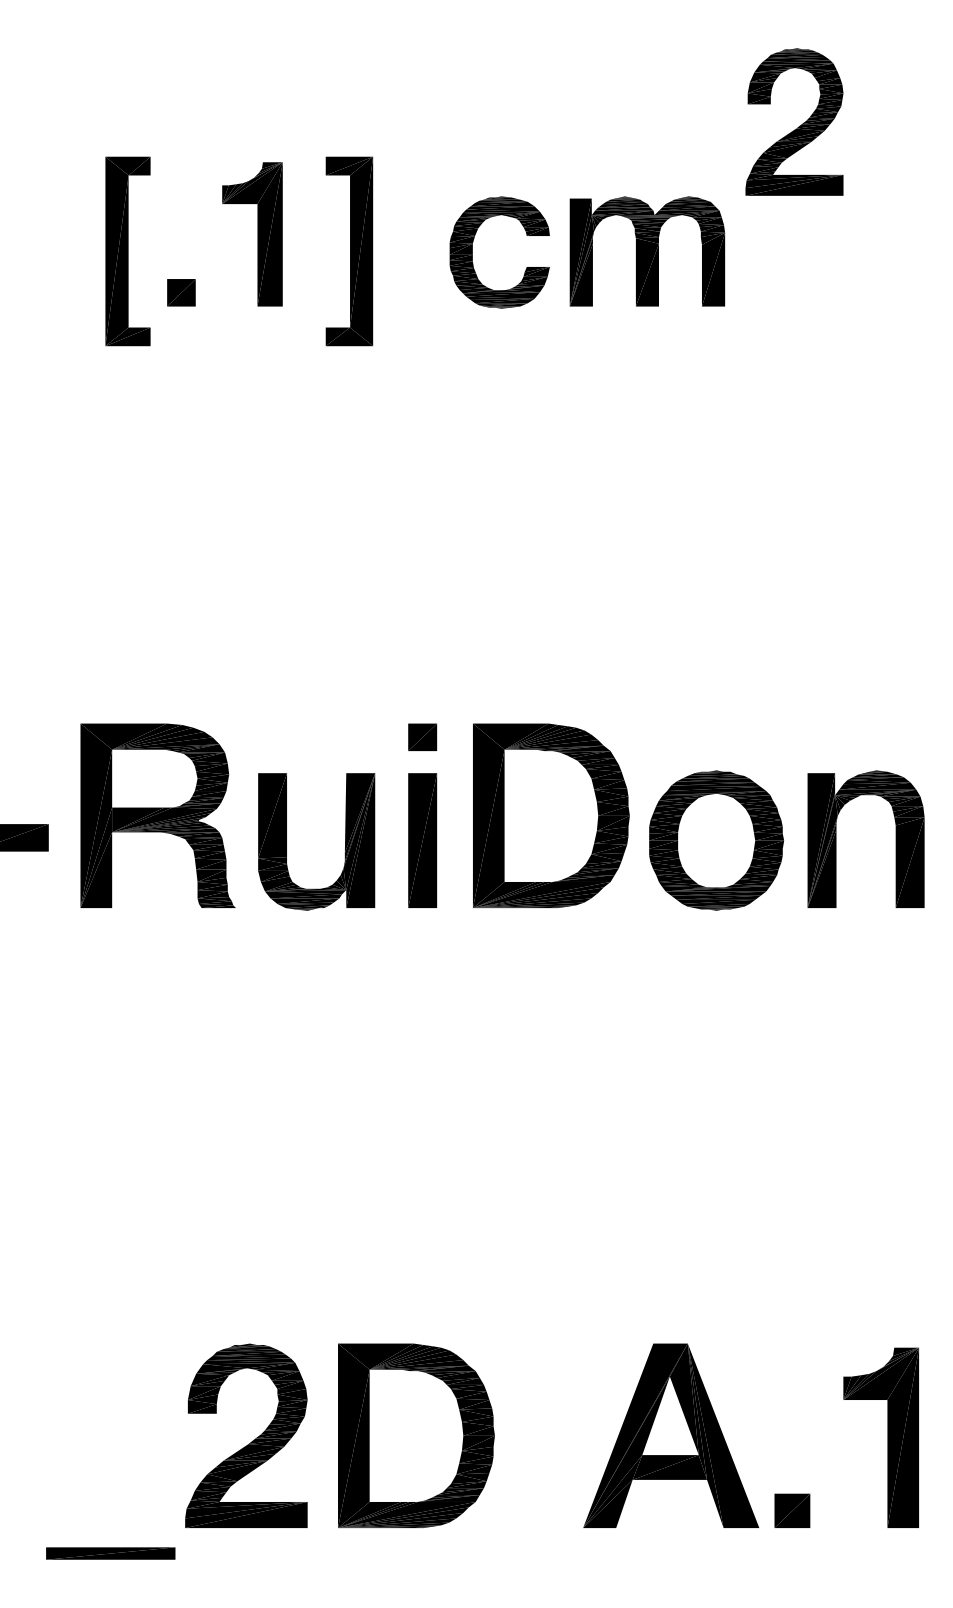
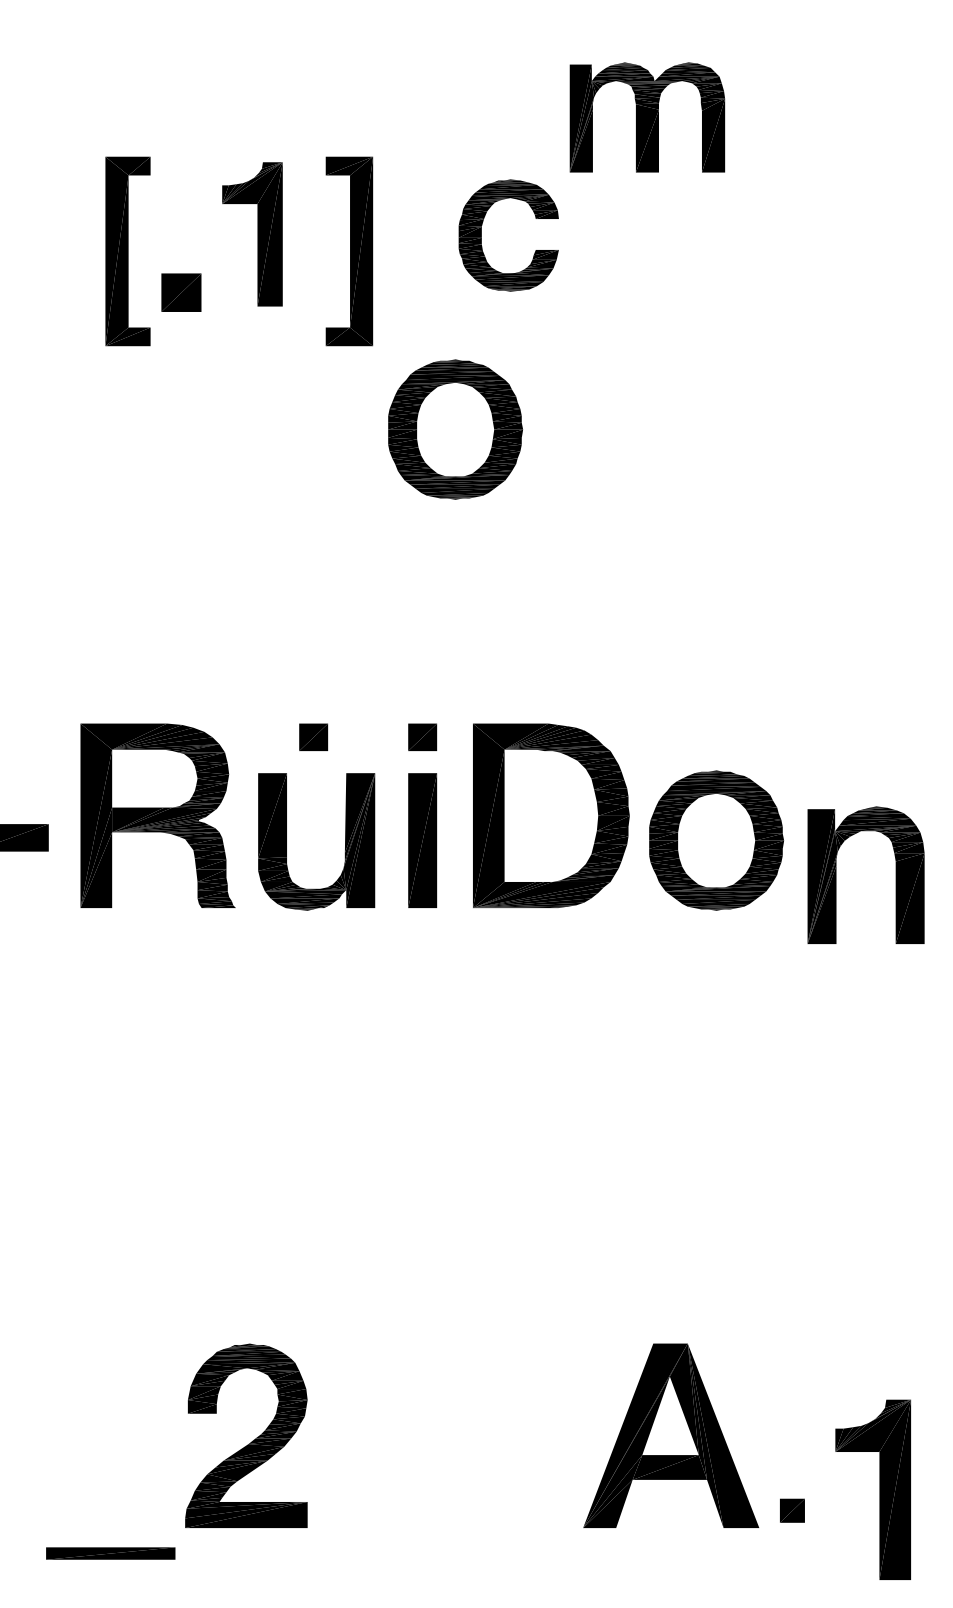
part: present -> none (798, 126)
part position: (647, 251) -> (647, 117) (647, 117)
part position: (472, 252) -> (481, 235) (481, 235)
part size: 29x28 px -> 41x39 px (181, 292)
part: none -> present (455, 429)
part: none -> present (313, 736)
part position: (836, 838) -> (836, 874) (836, 874)
part: present -> none (416, 1435)
part position: (887, 1437) -> (879, 1489) (879, 1489)
part size: 37x35 px -> 25x25 px (792, 1510)
